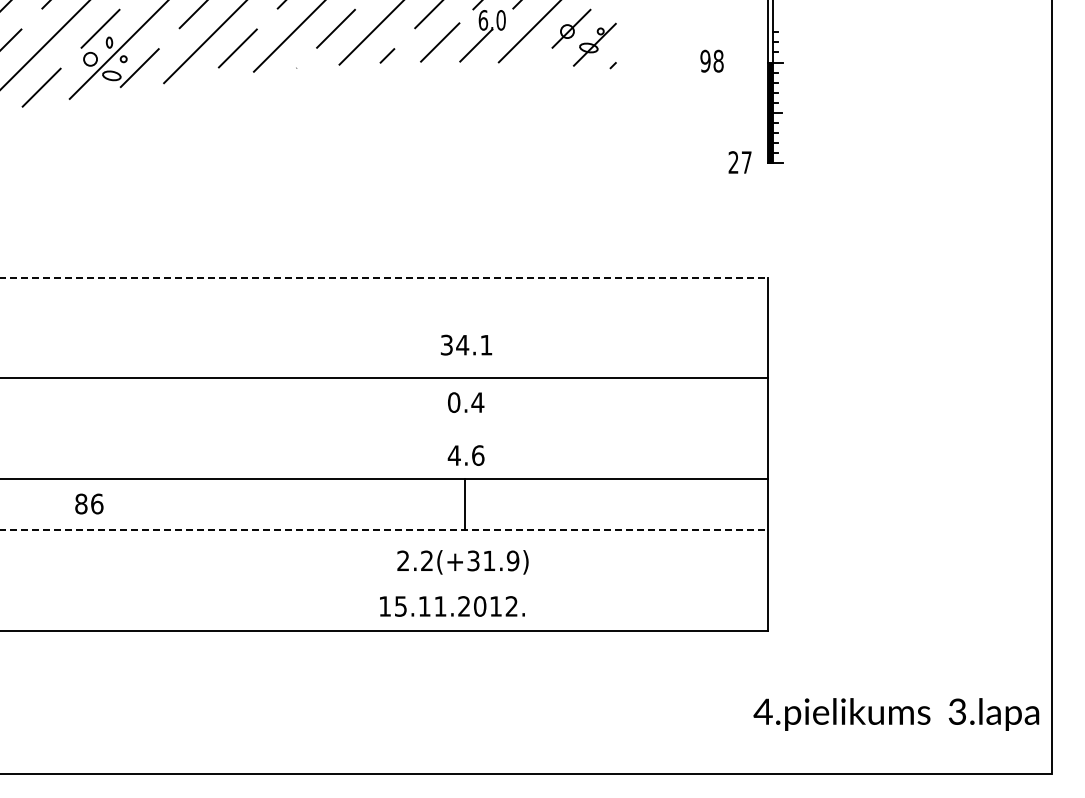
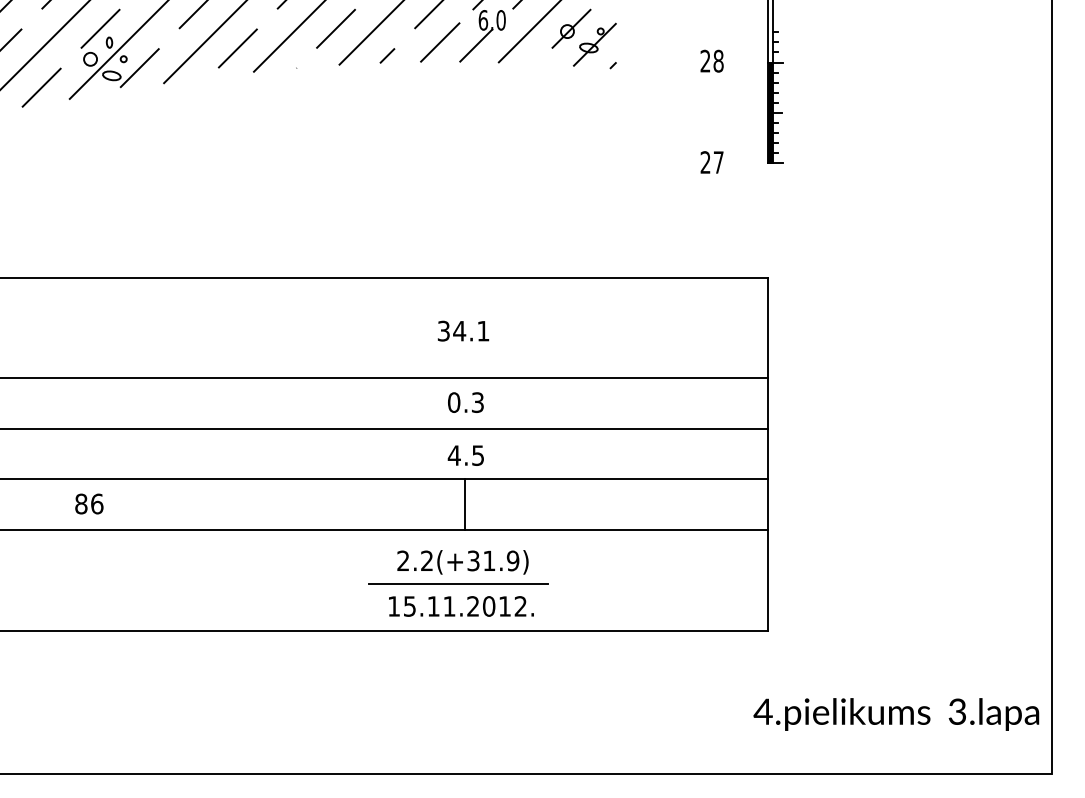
text: 98 -> 28 (705, 61)
text position: (739, 162) -> (711, 162) (711, 162)
line: dashed -> solid (384, 277)
text position: (466, 344) -> (463, 330) (463, 330)
text: 0.4 -> 0.3 (477, 402)
line: none -> present (384, 428)
text: 4.6 -> 4.5 (478, 455)
line: dashed -> solid (384, 529)
line: none -> present (458, 583)
text position: (452, 606) -> (461, 606) (461, 606)
